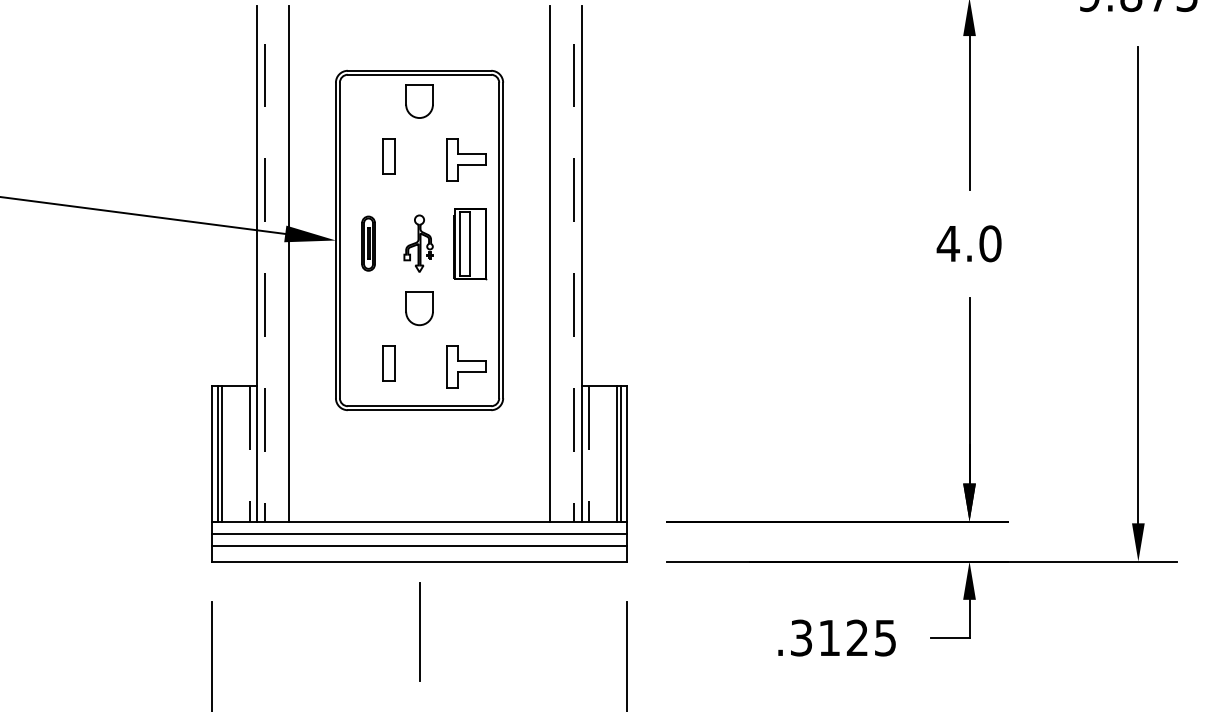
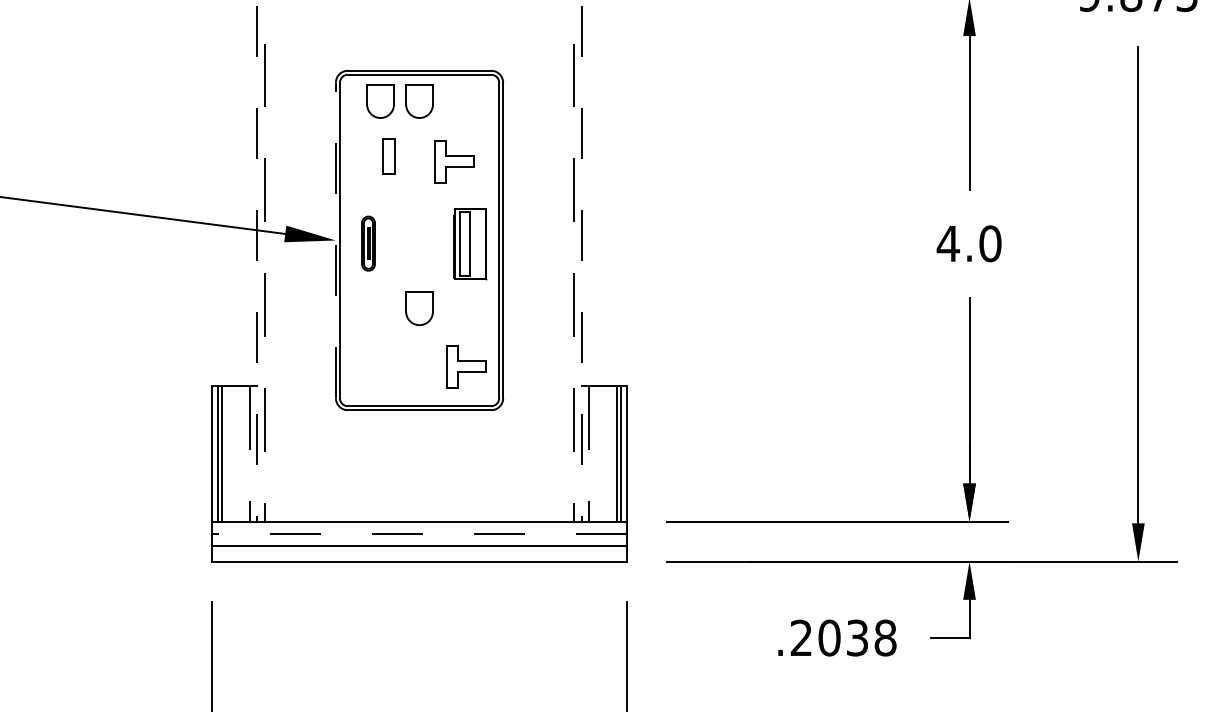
part: none -> present (380, 101)
part position: (466, 159) -> (454, 161) (454, 161)
line: solid -> dashed (335, 240)
part: present -> none (418, 243)
line: solid -> dashed (256, 263)
line: present -> none (288, 263)
line: present -> none (550, 263)
line: solid -> dashed (582, 263)
part: present -> none (388, 363)
line: solid -> dashed (419, 533)
line: present -> none (419, 631)
text: .3125 -> .2038 (843, 637)
